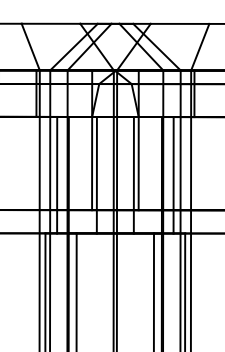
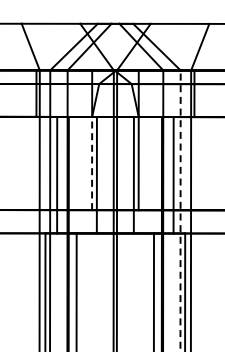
line: solid -> dashed (92, 163)
line: solid -> dashed (180, 210)
